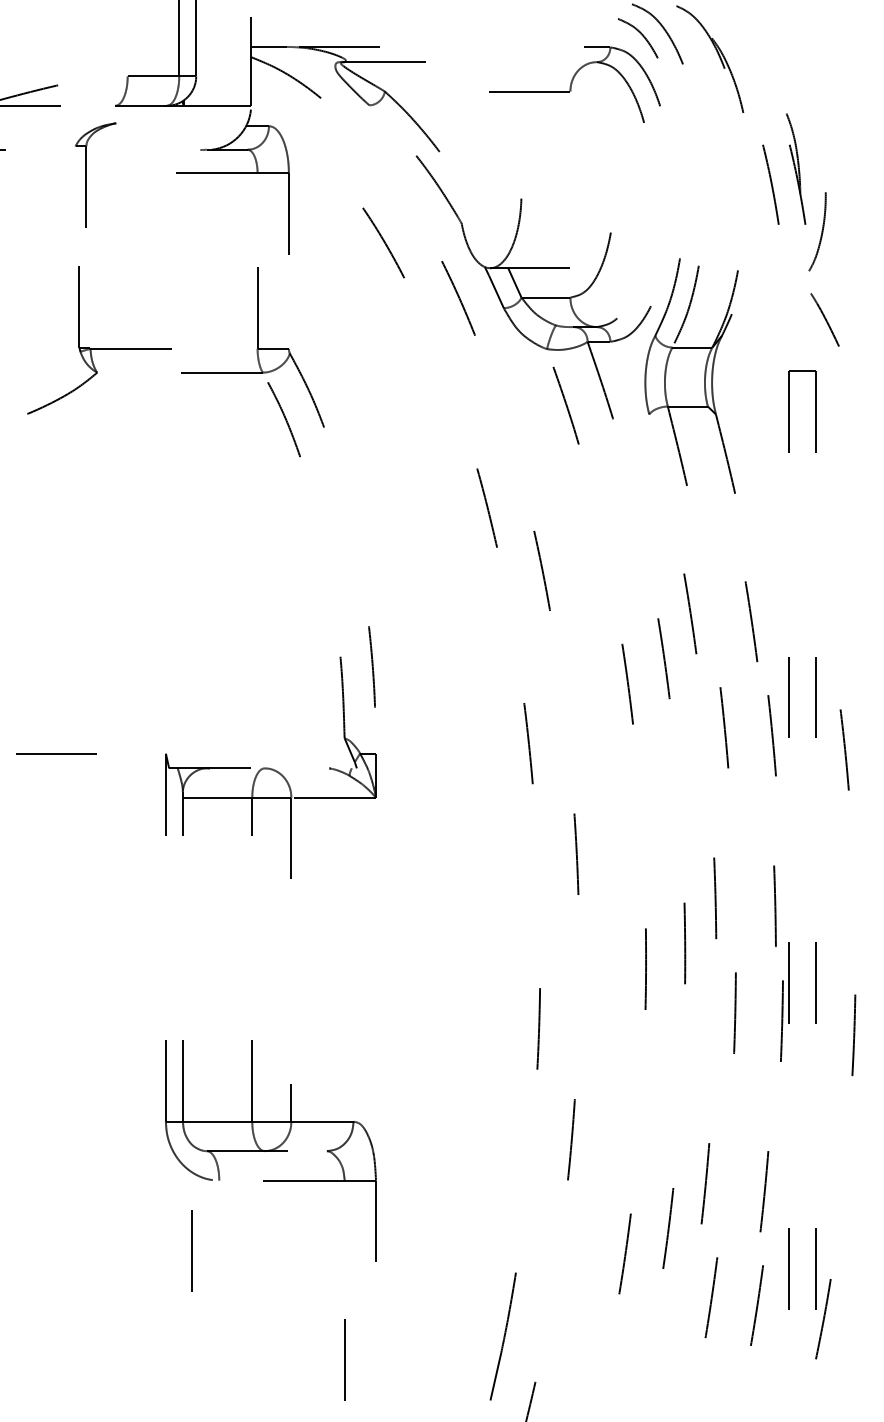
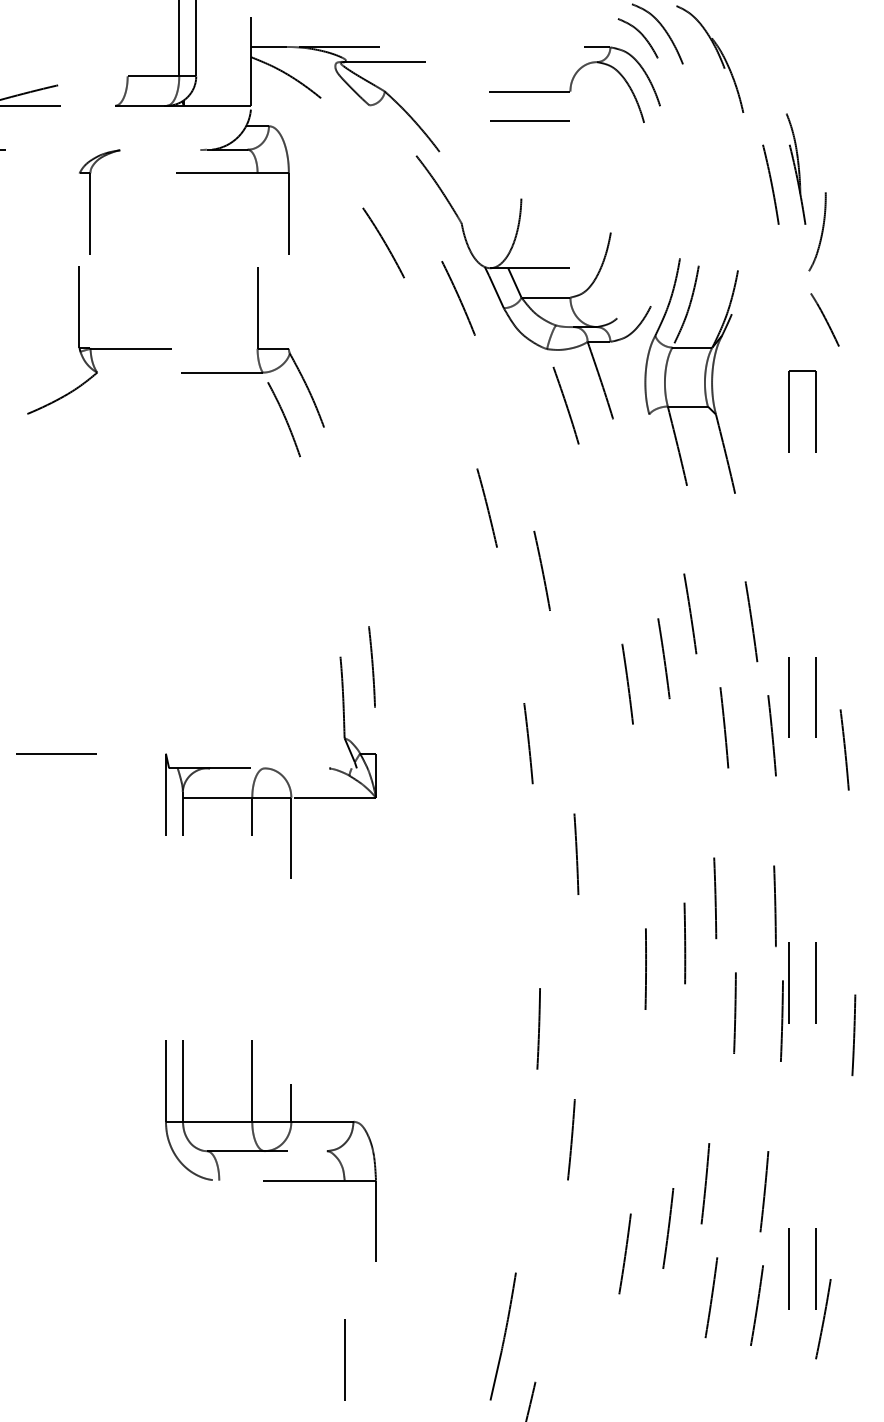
line: none -> present (530, 121)
part position: (86, 174) -> (90, 201) (90, 201)
line: present -> none (191, 1250)
